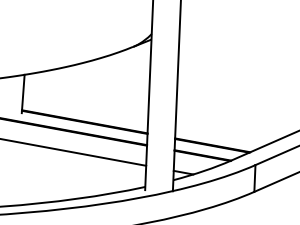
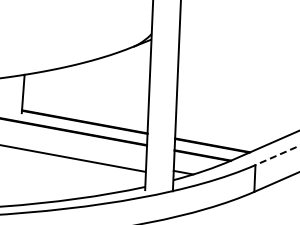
line position: (74, 152) -> (73, 158) (73, 158)
line: solid -> dashed (277, 155)
